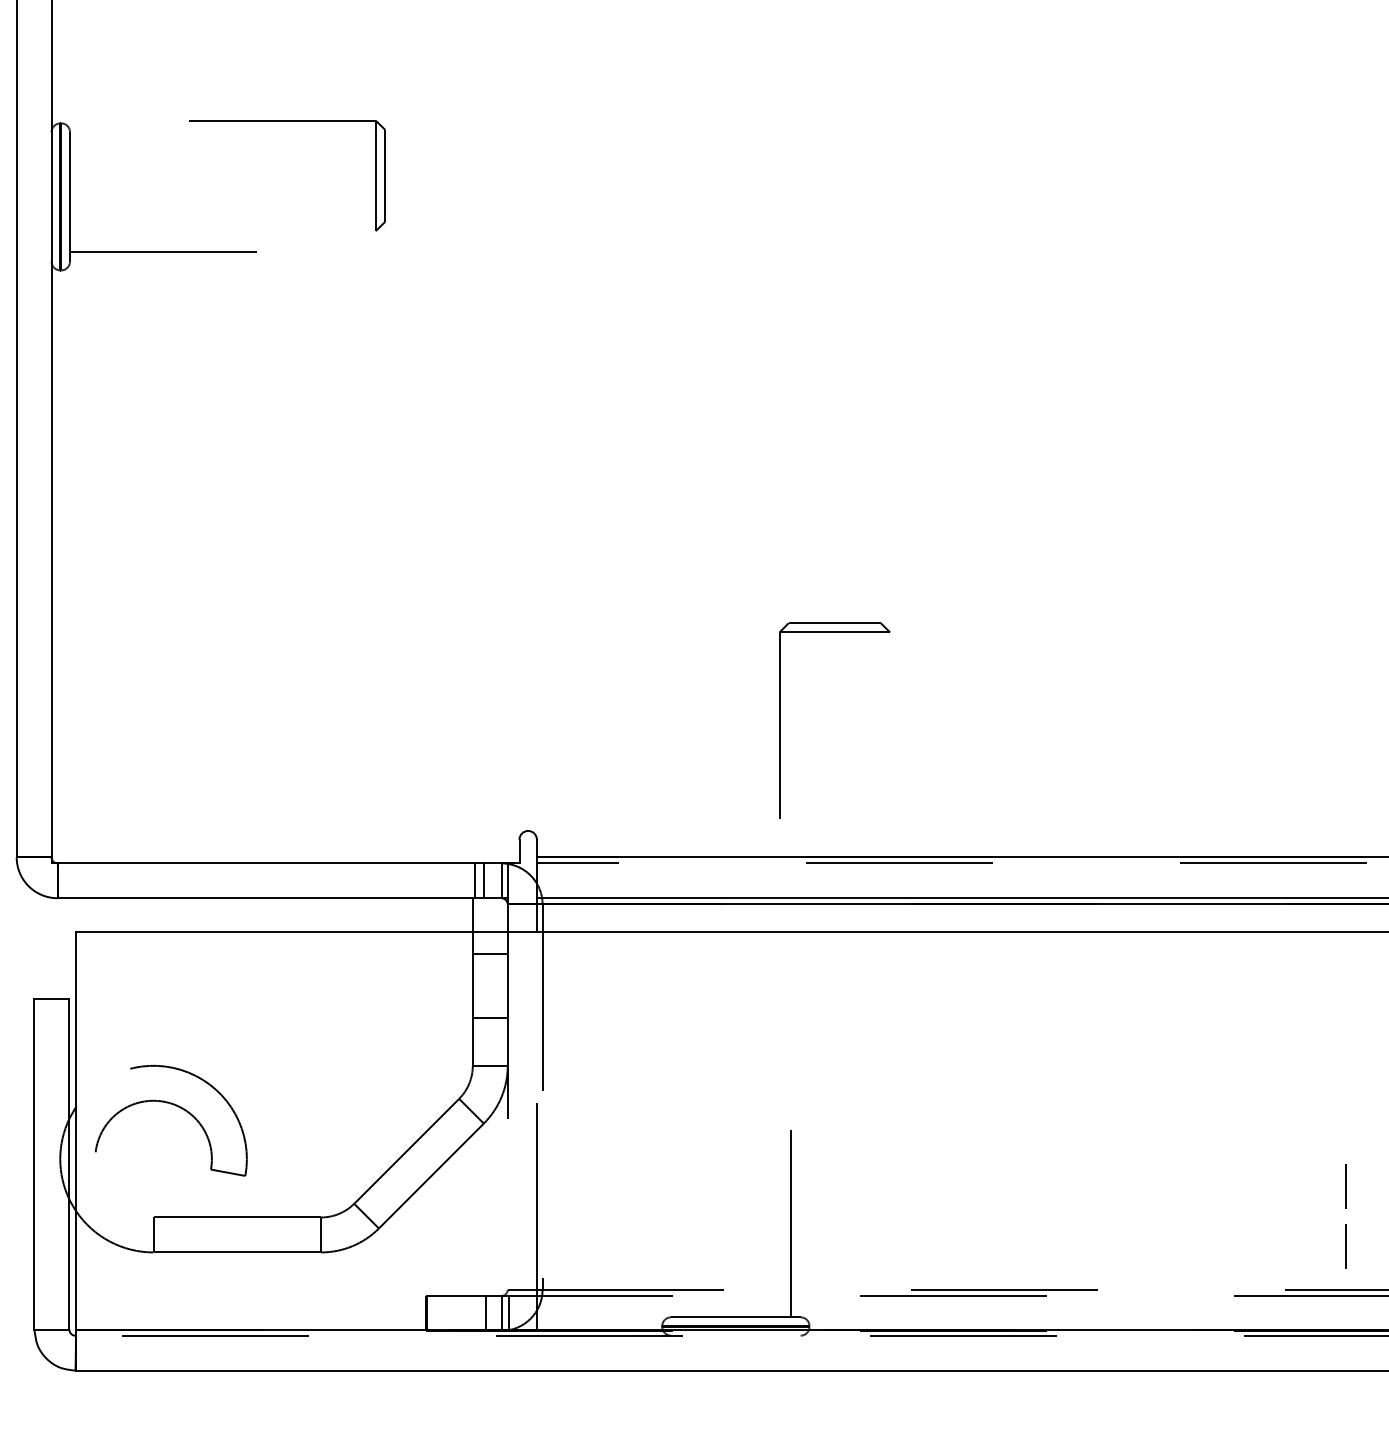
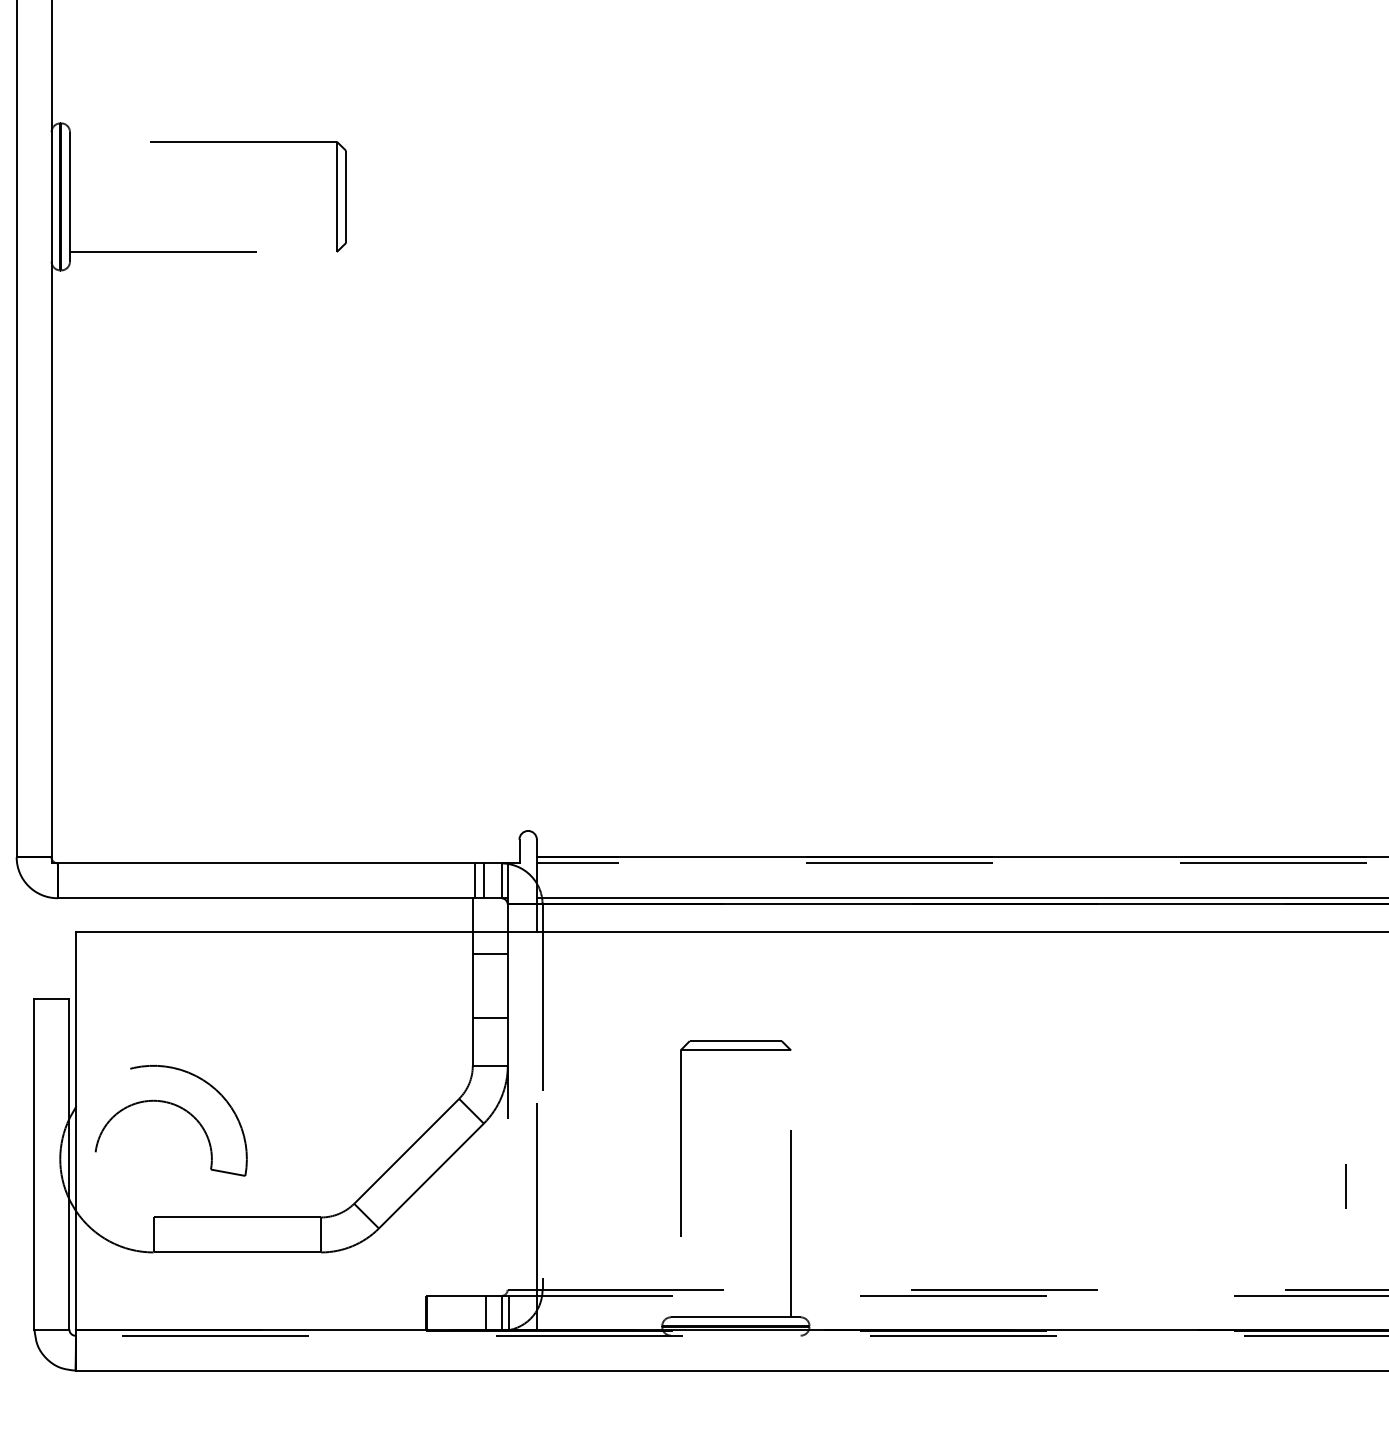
part position: (287, 121) -> (248, 142) (248, 142)
part position: (780, 720) -> (681, 1138) (681, 1138)
line: present -> none (1345, 1246)
